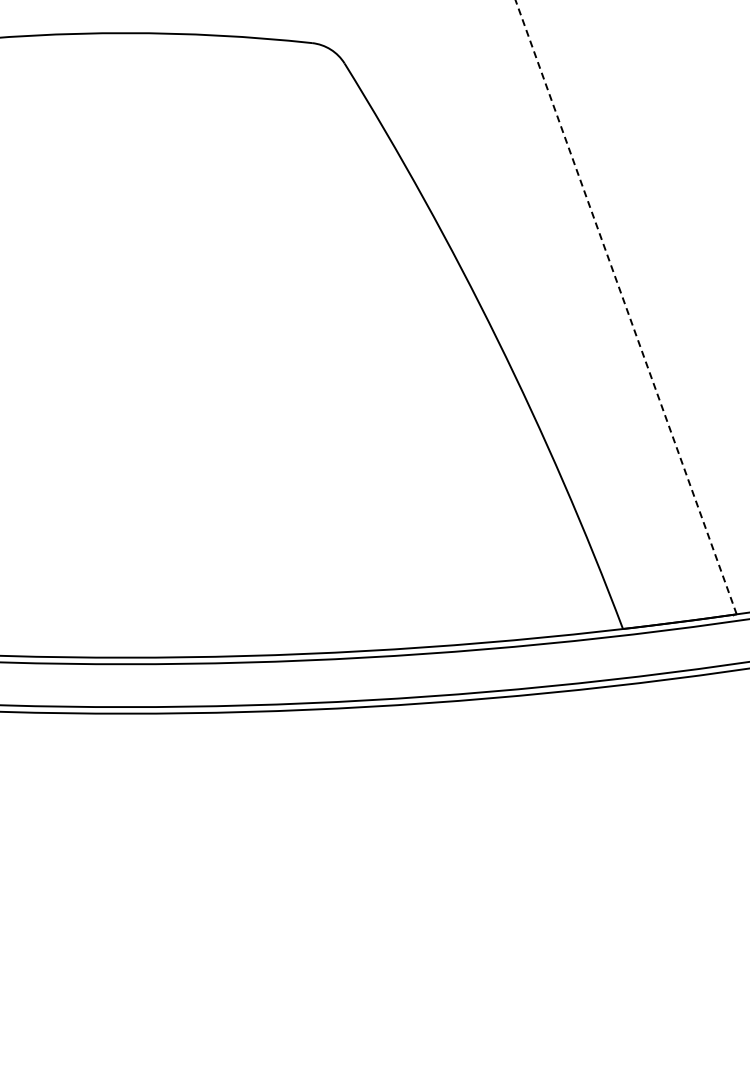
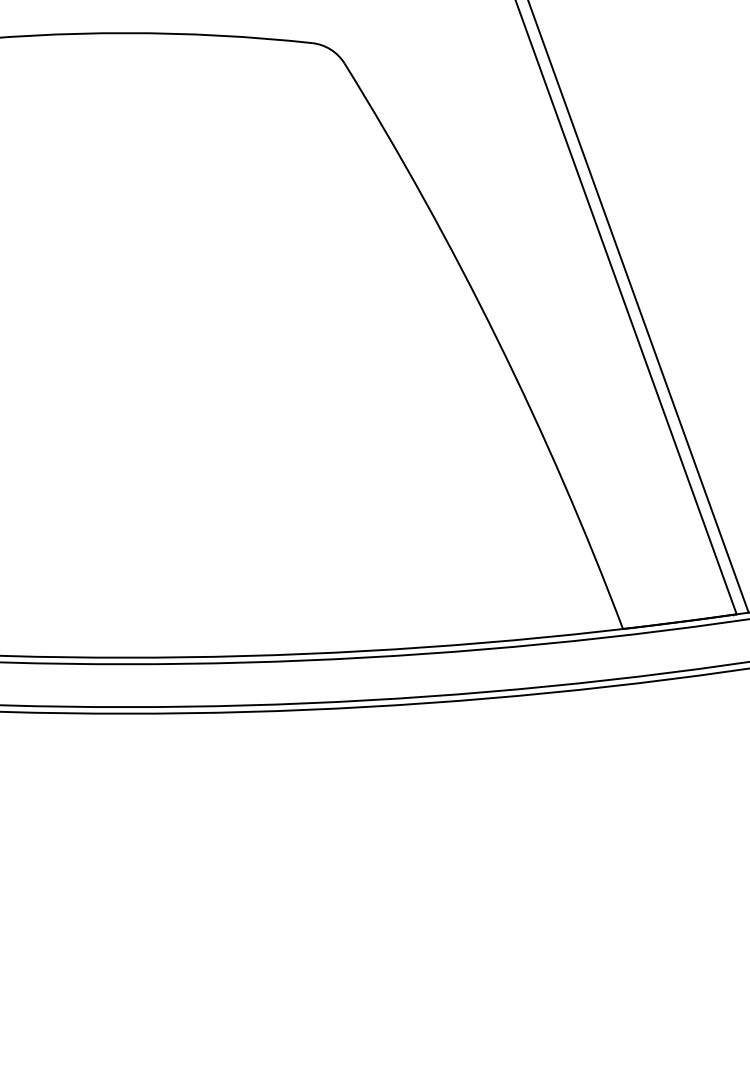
line: none -> present (637, 304)
line: dashed -> solid (626, 306)
